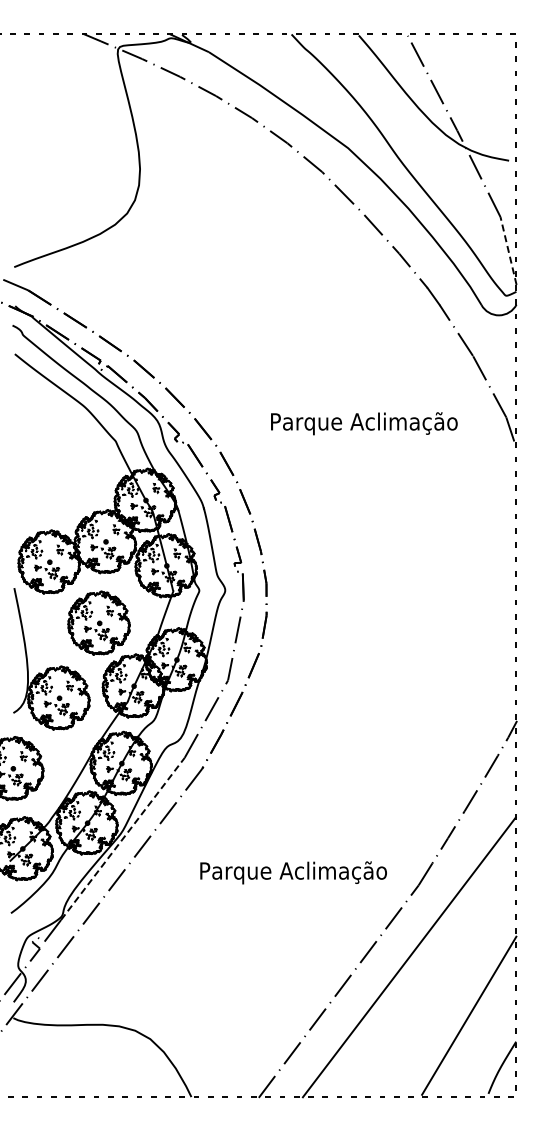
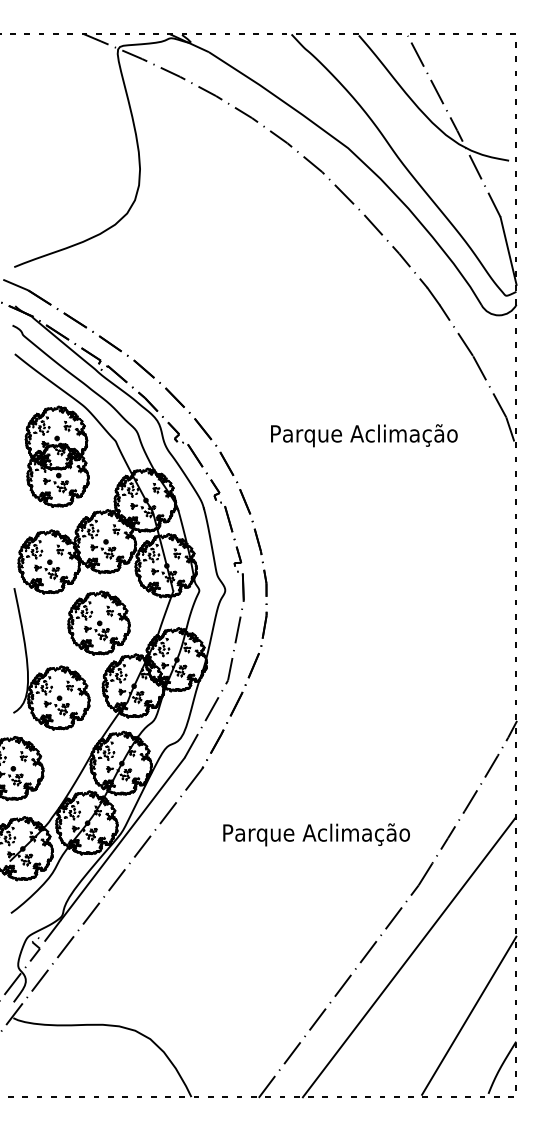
line: dashed -> solid (508, 251)
text position: (364, 423) -> (364, 435) (364, 435)
part: none -> present (56, 456)
line: dashed -> solid (122, 838)
text position: (293, 872) -> (316, 834) (316, 834)
